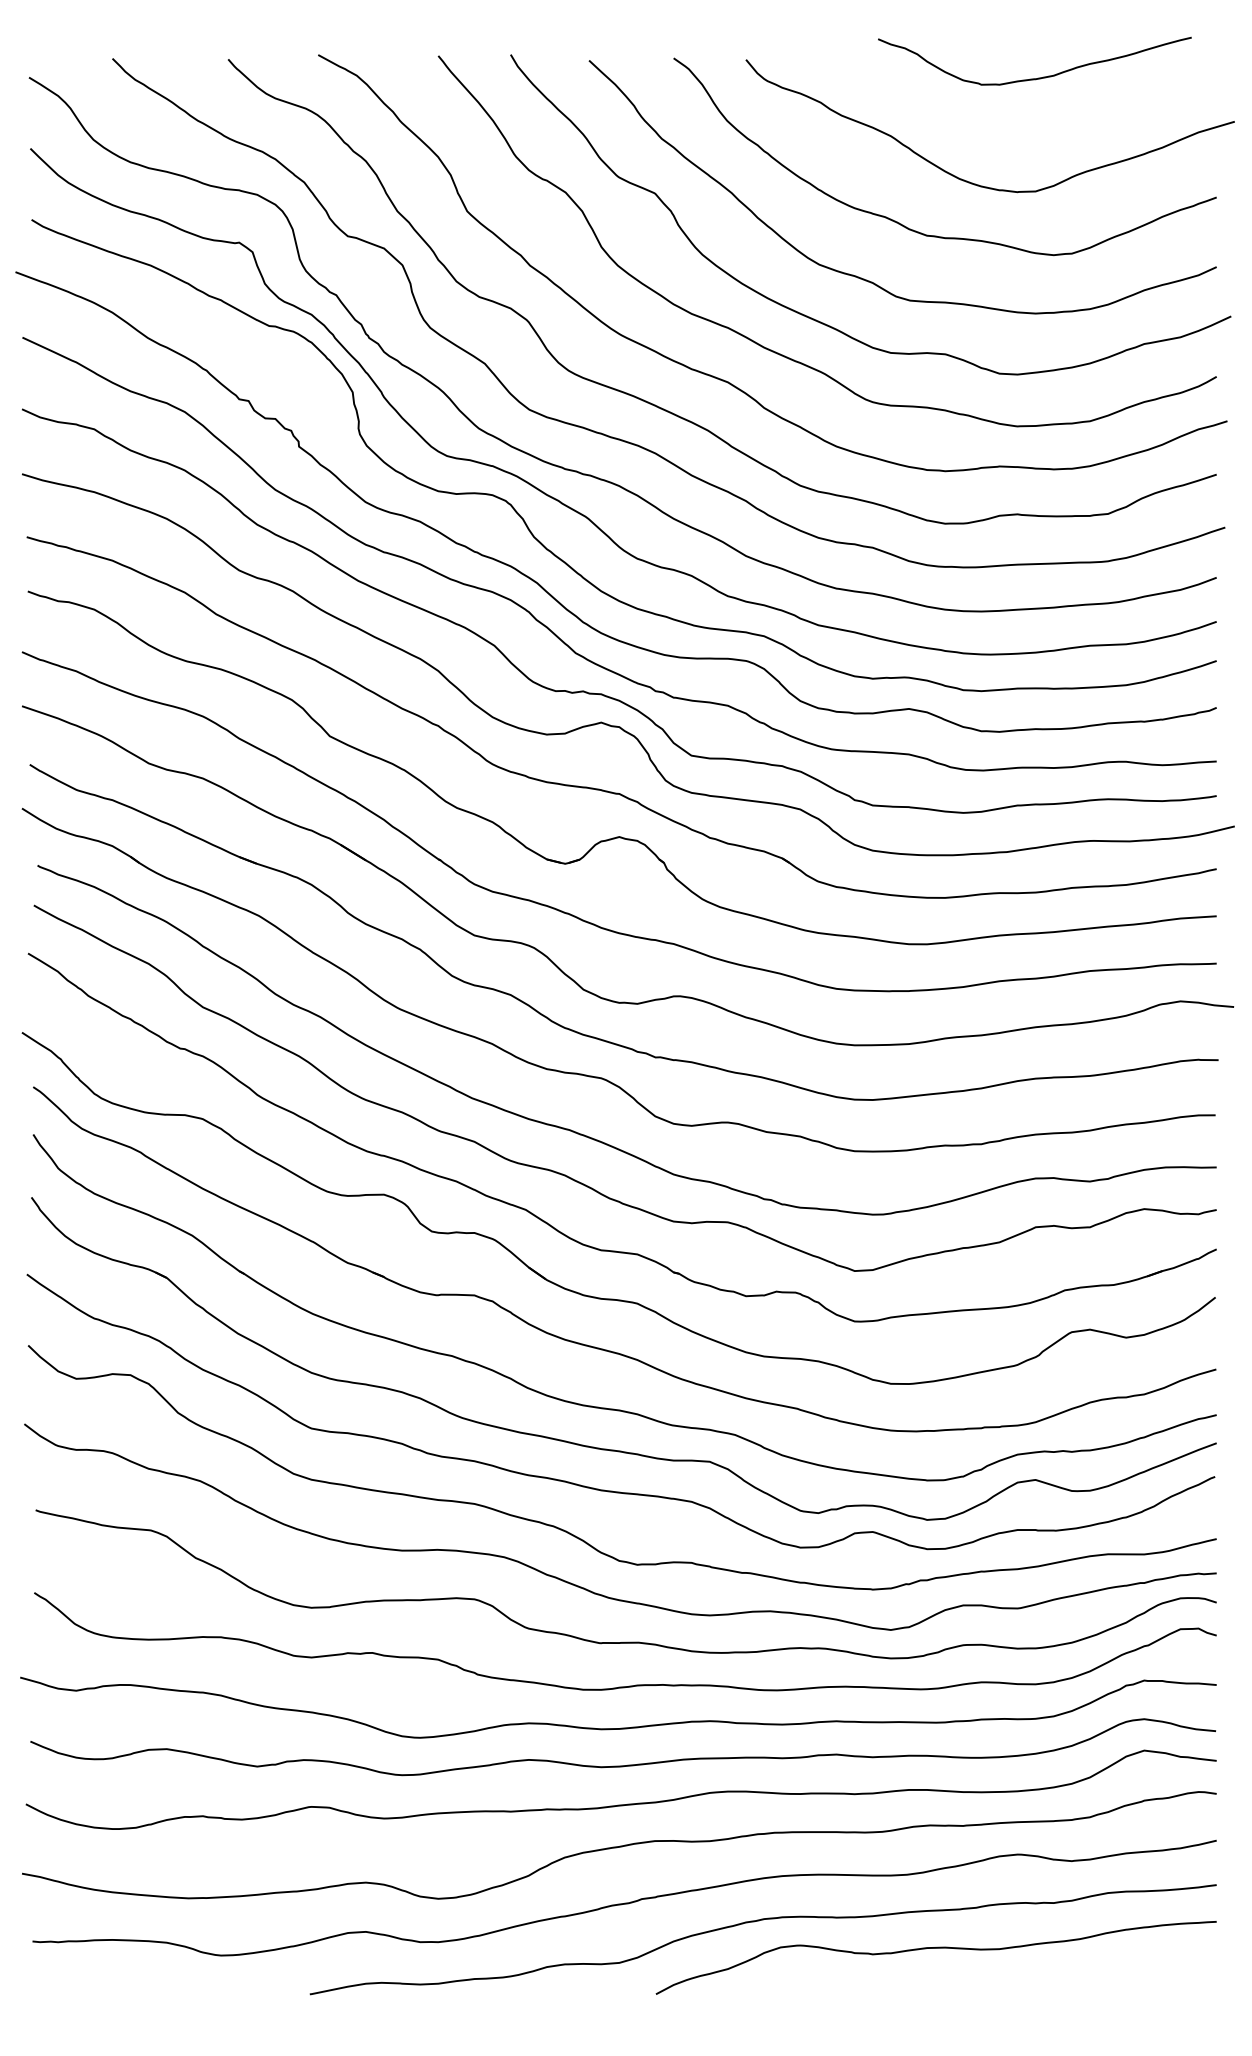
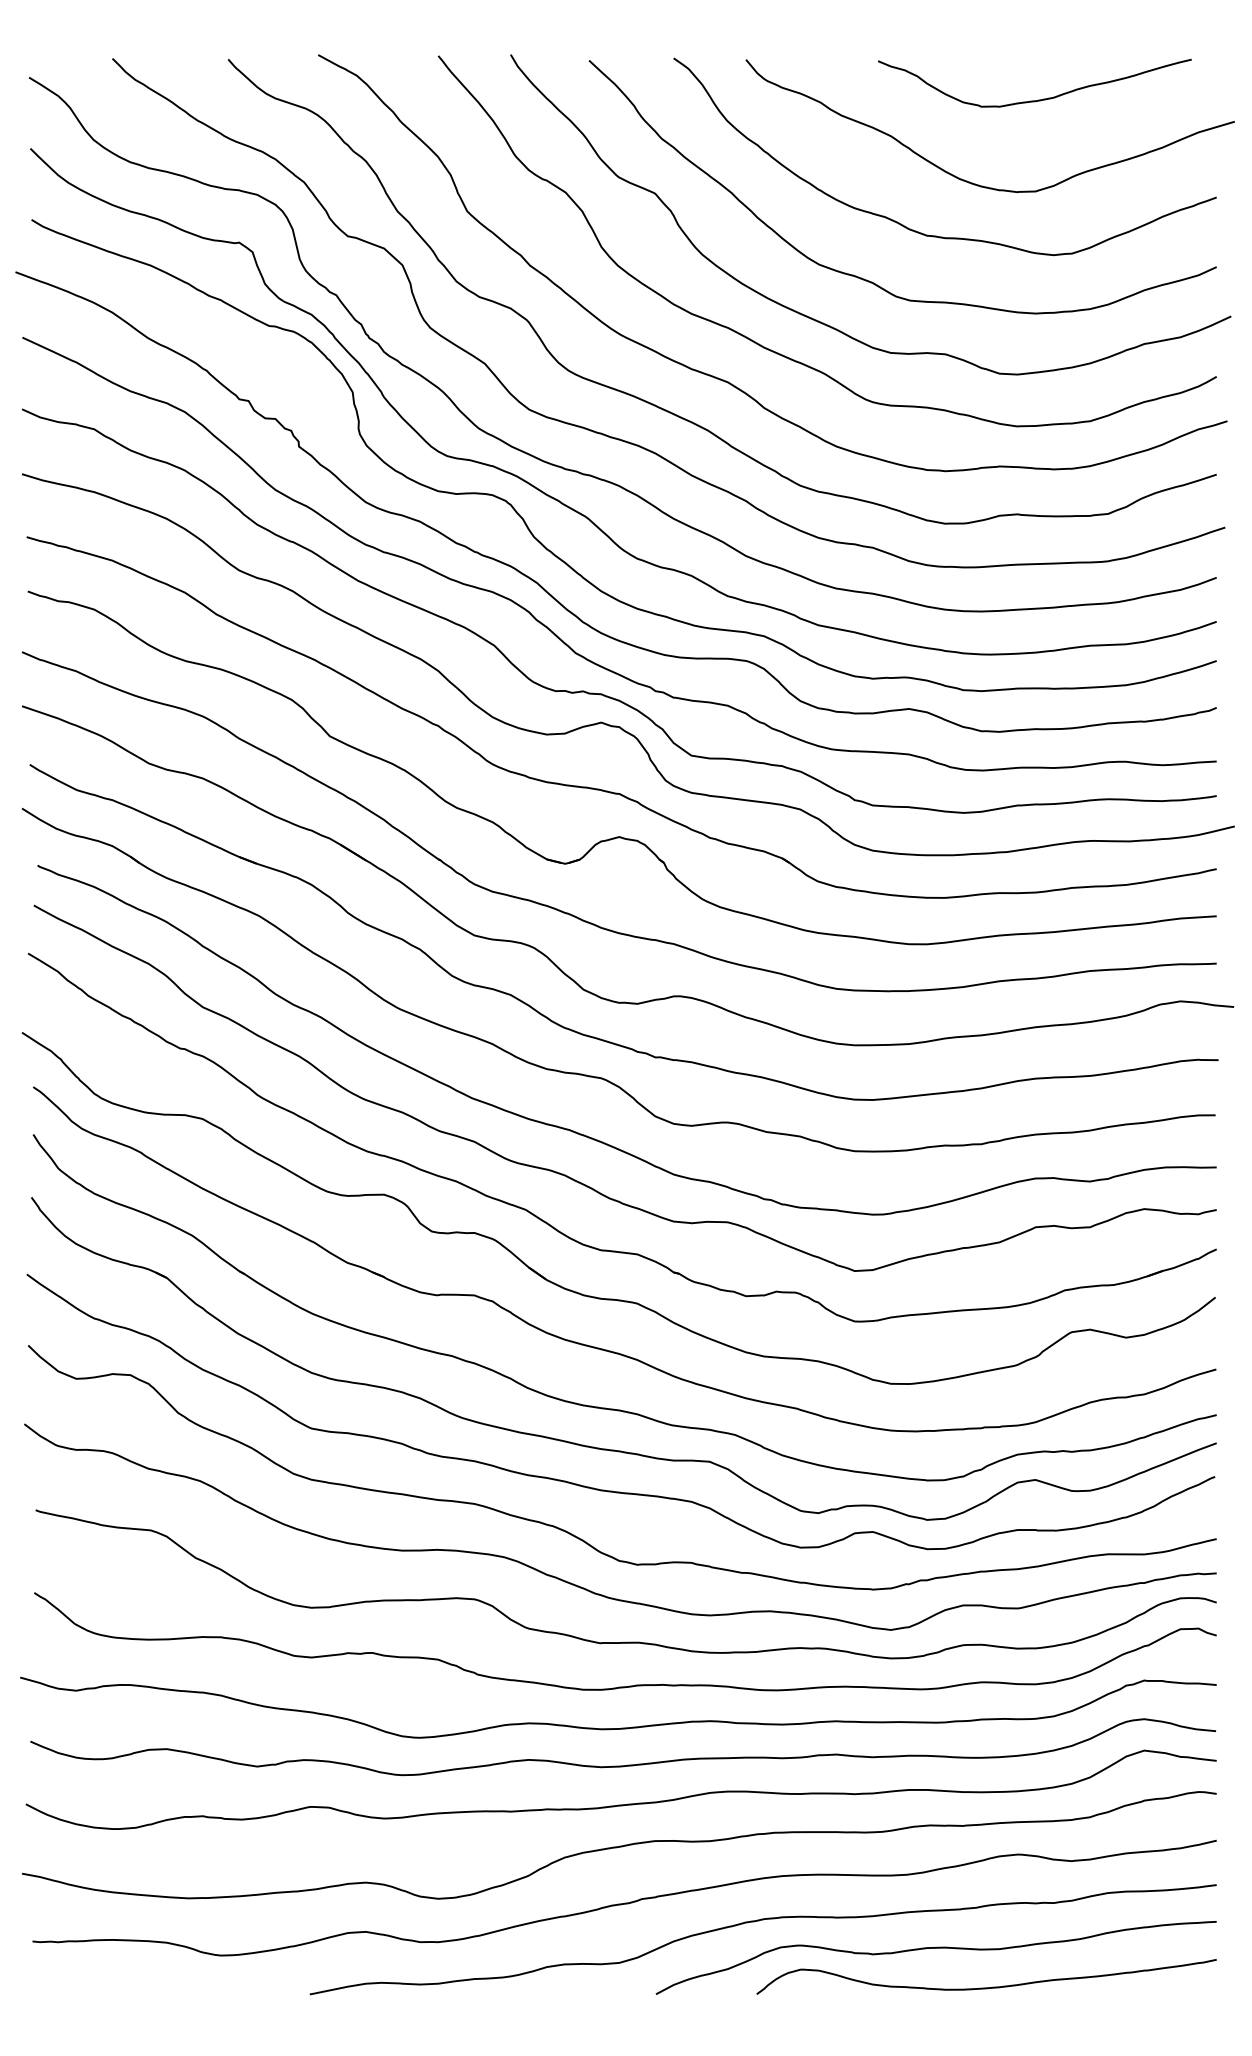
curve position: (1038, 77) -> (1038, 99) (1038, 99)
curve: none -> present (986, 1987)
